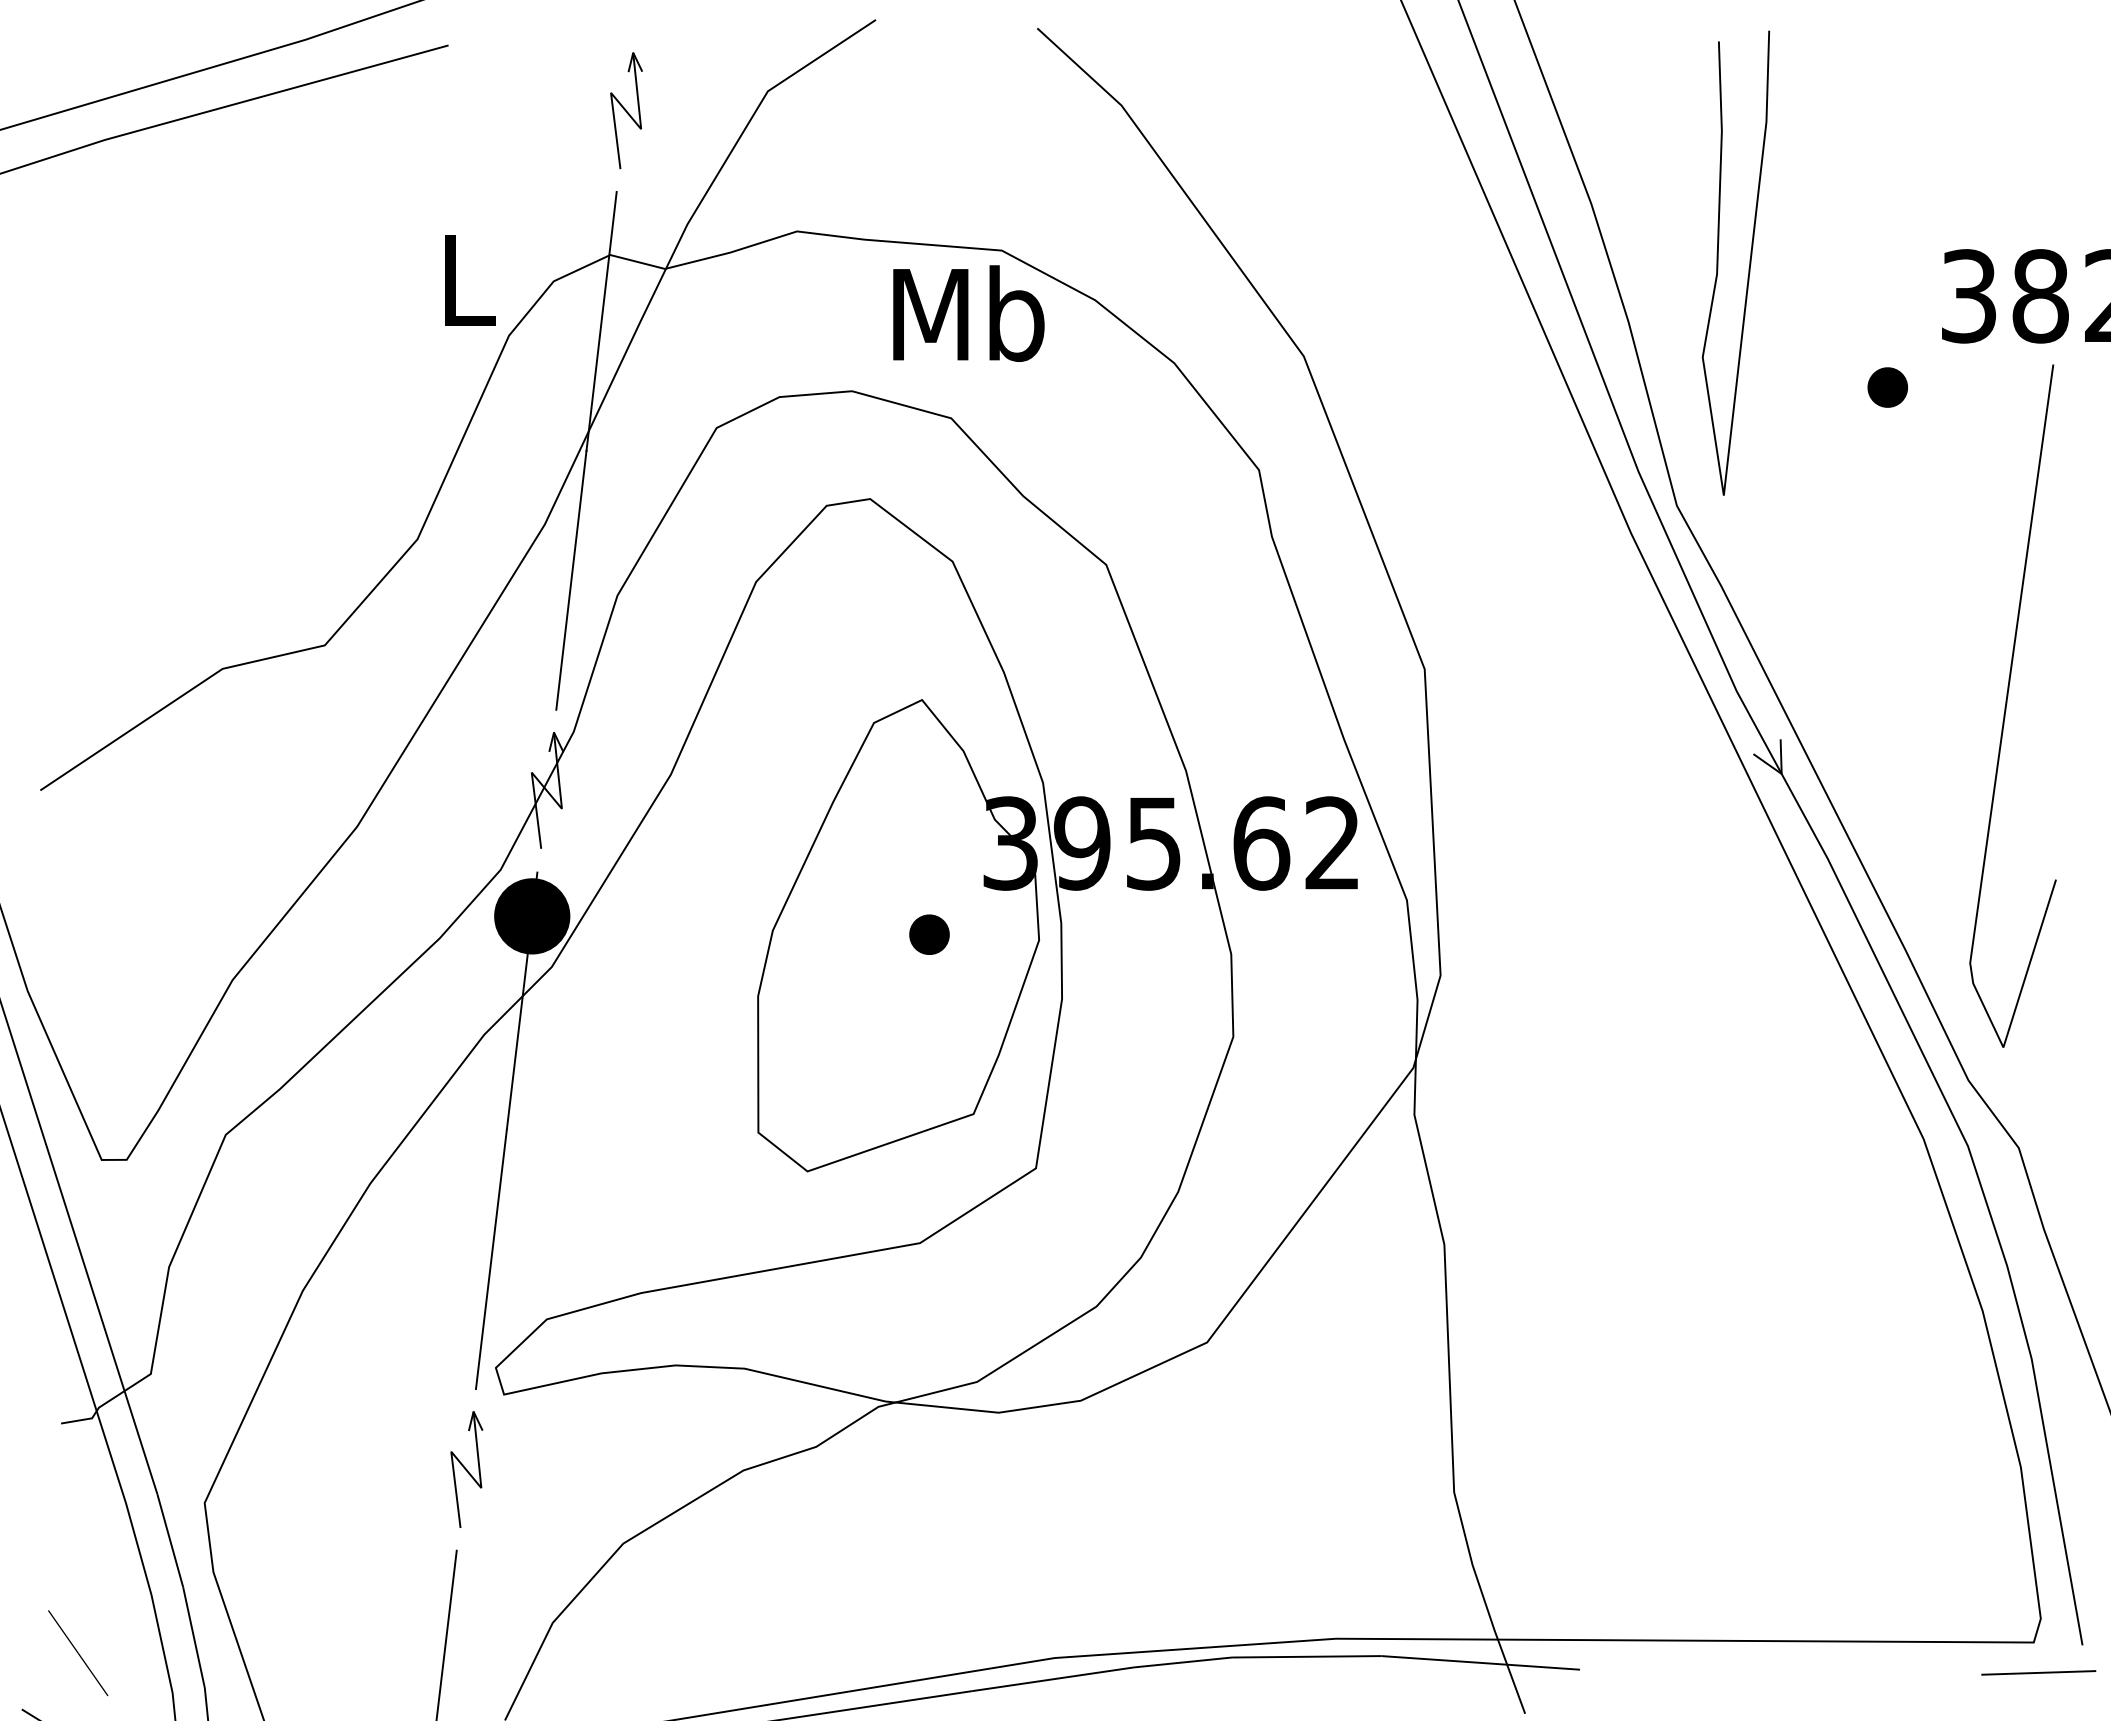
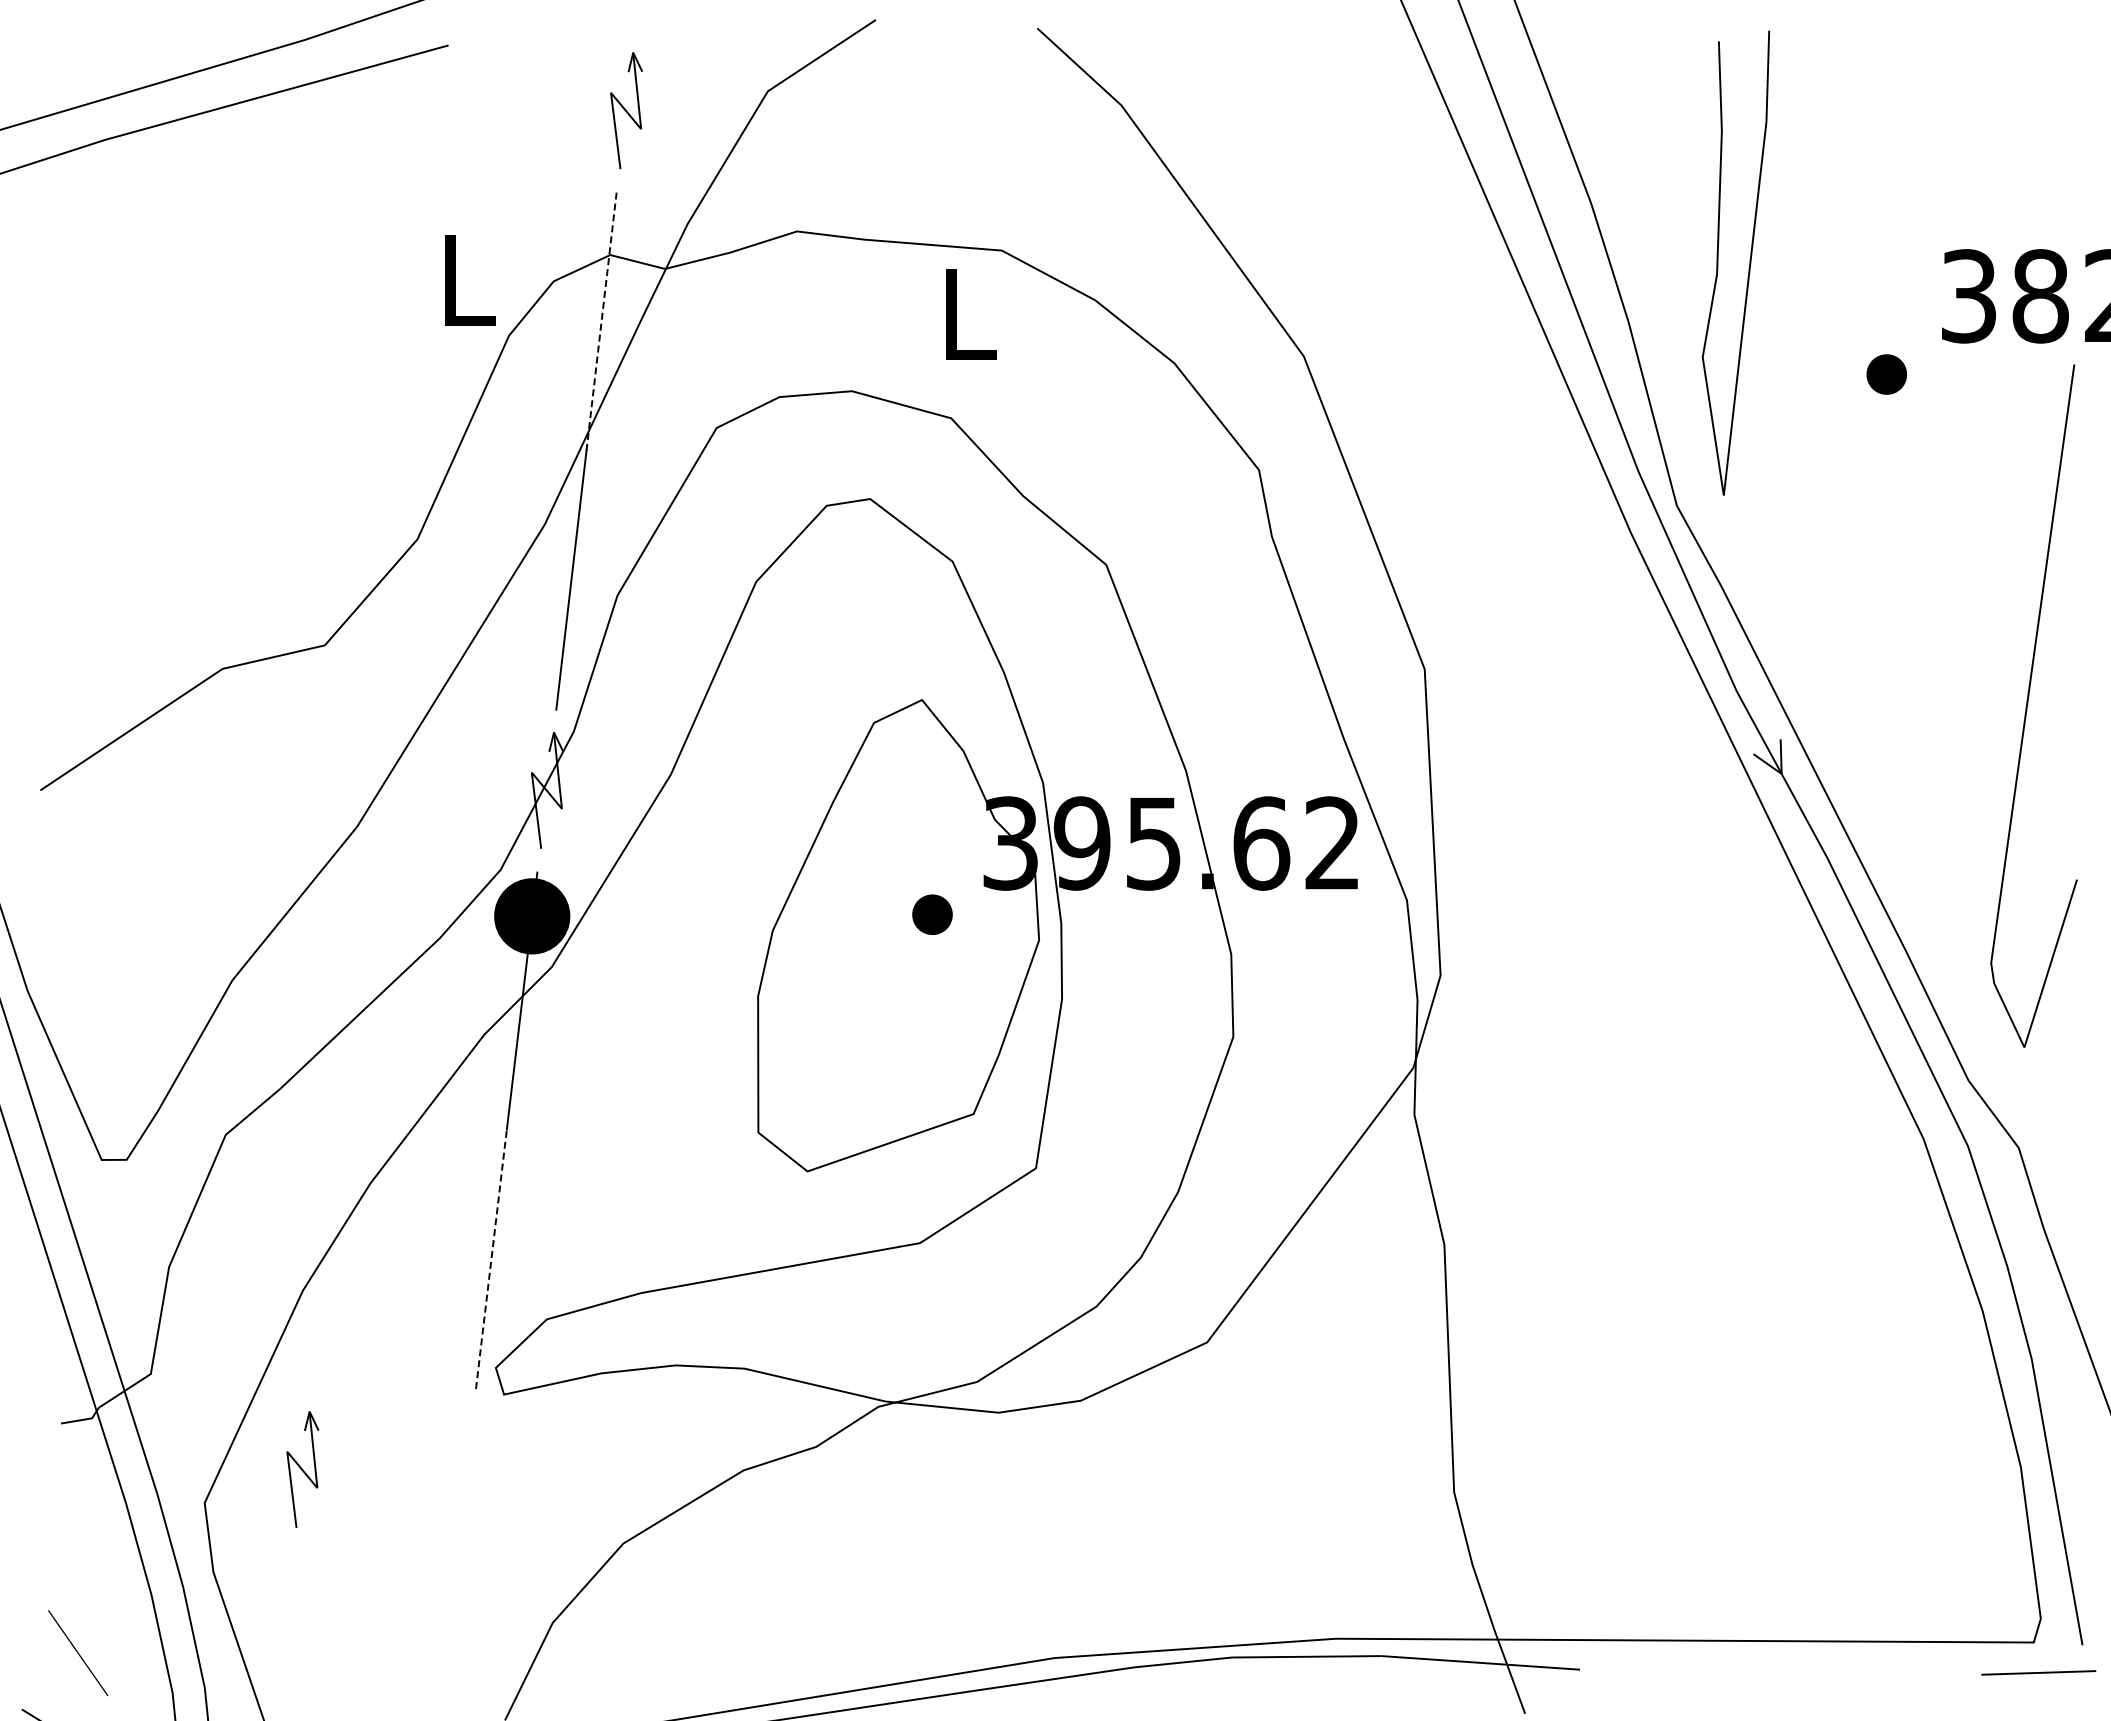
text: Mb -> L (968, 313)
line: solid -> dashed (601, 320)
part position: (1887, 387) -> (1886, 374) (1886, 374)
line position: (2007, 703) -> (2028, 703) (2028, 703)
part position: (929, 934) -> (932, 914) (932, 914)
line: solid -> dashed (491, 1259)
part position: (466, 1469) -> (302, 1469) (302, 1469)
line: present -> none (446, 1633)
